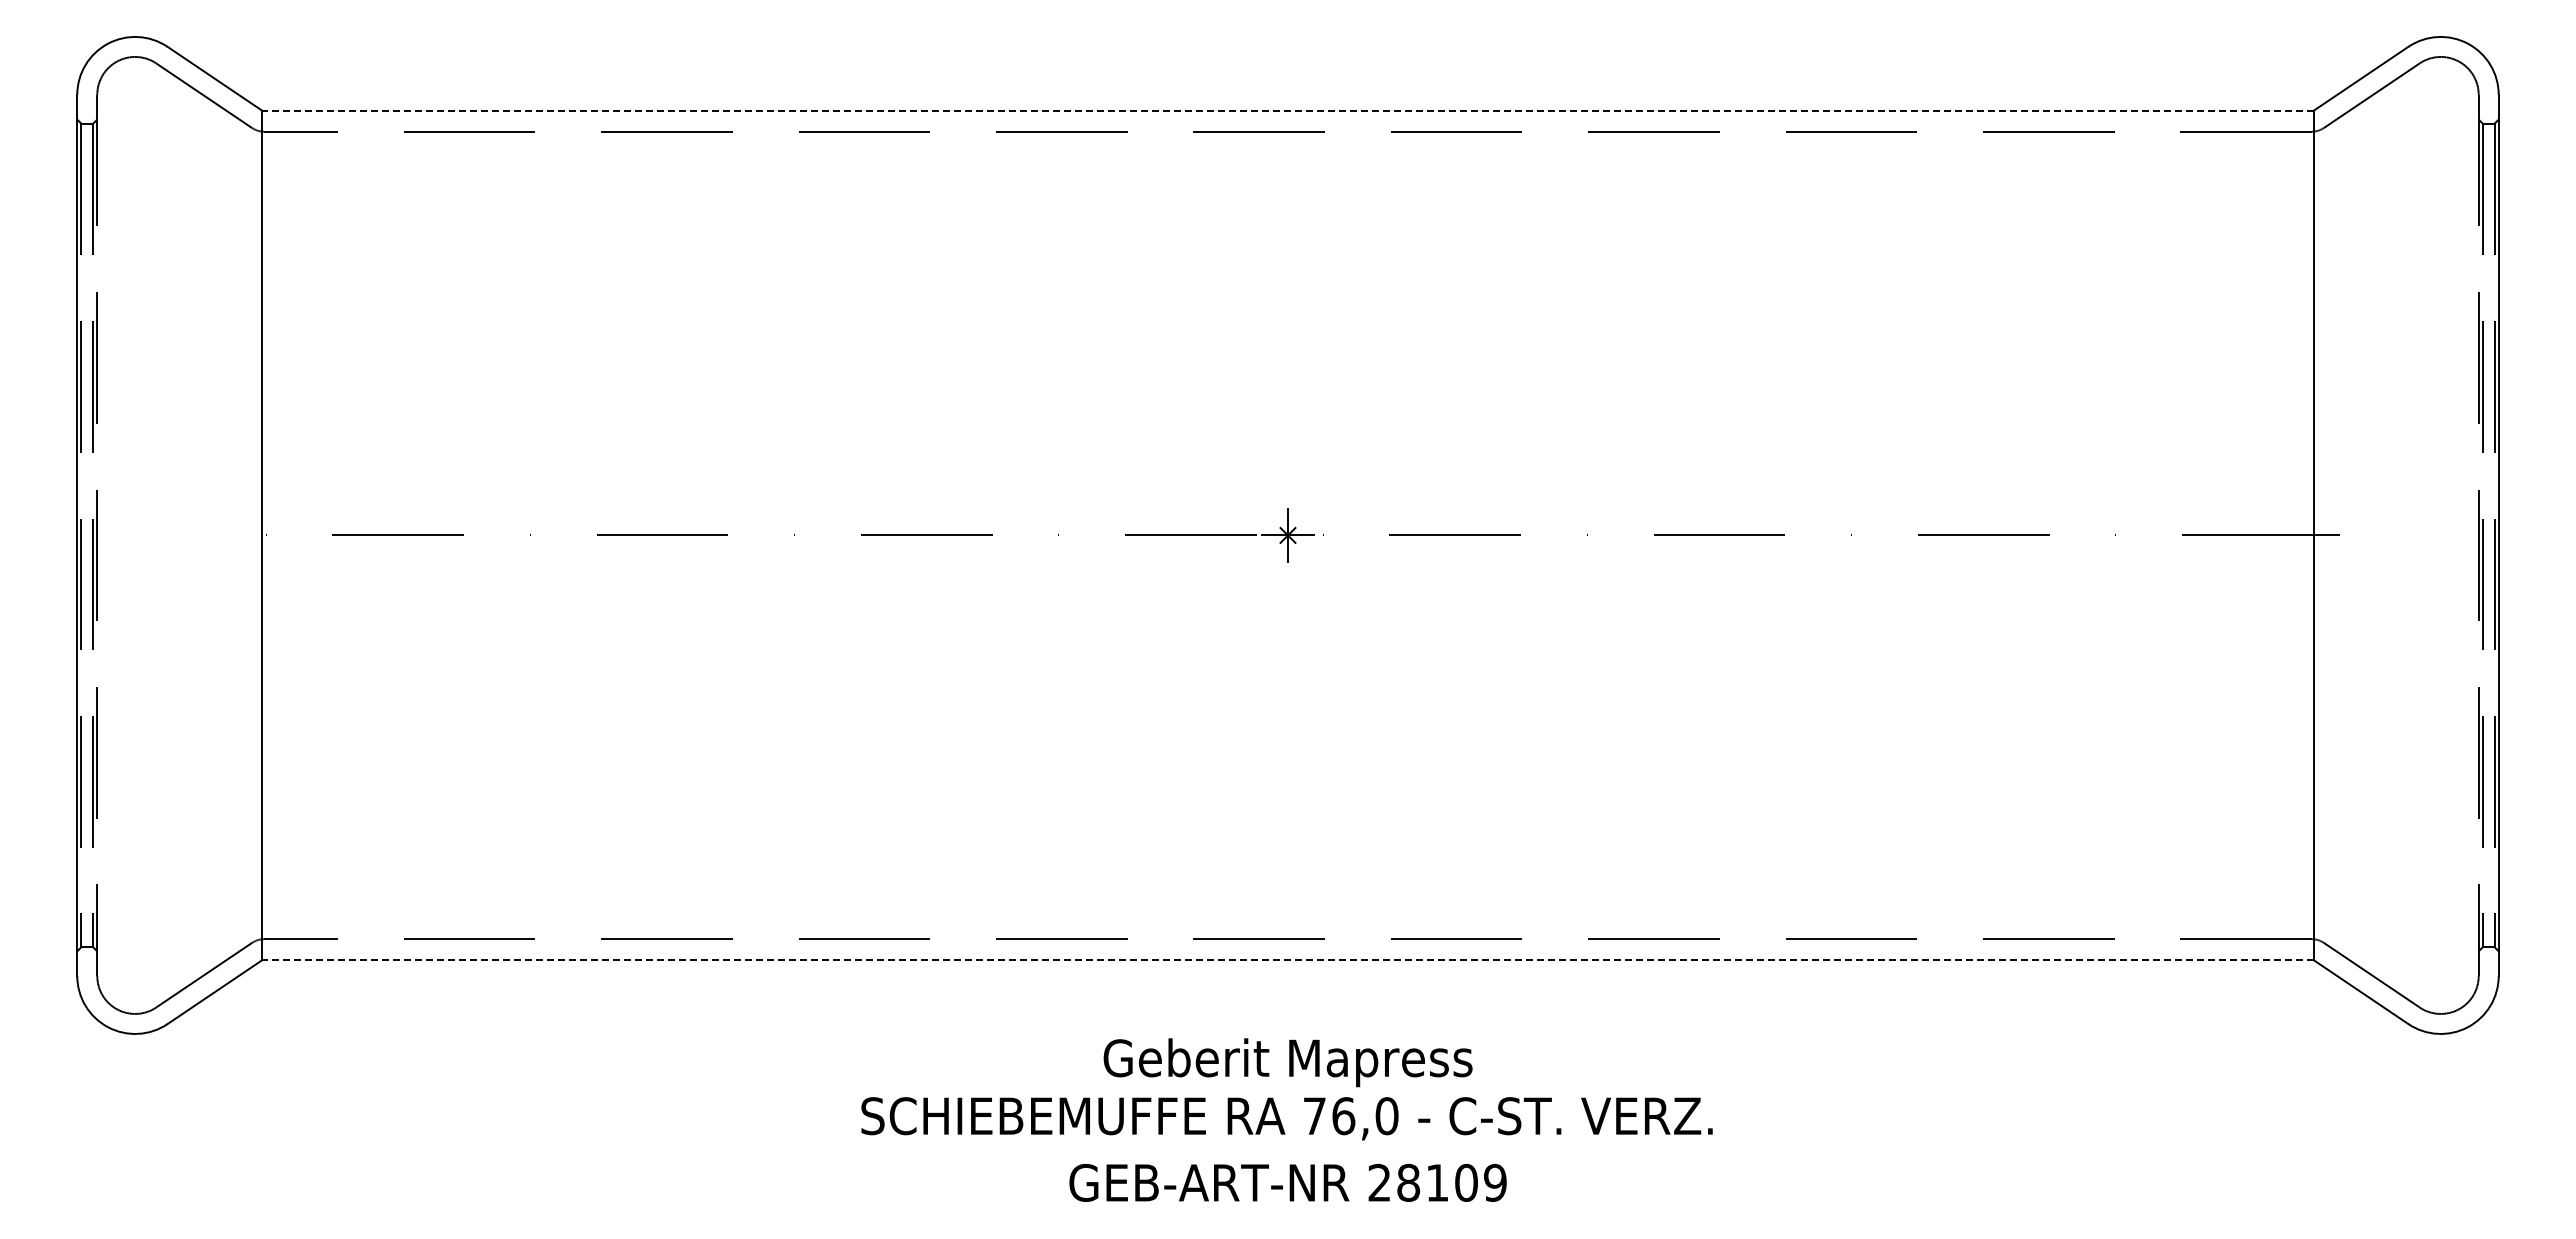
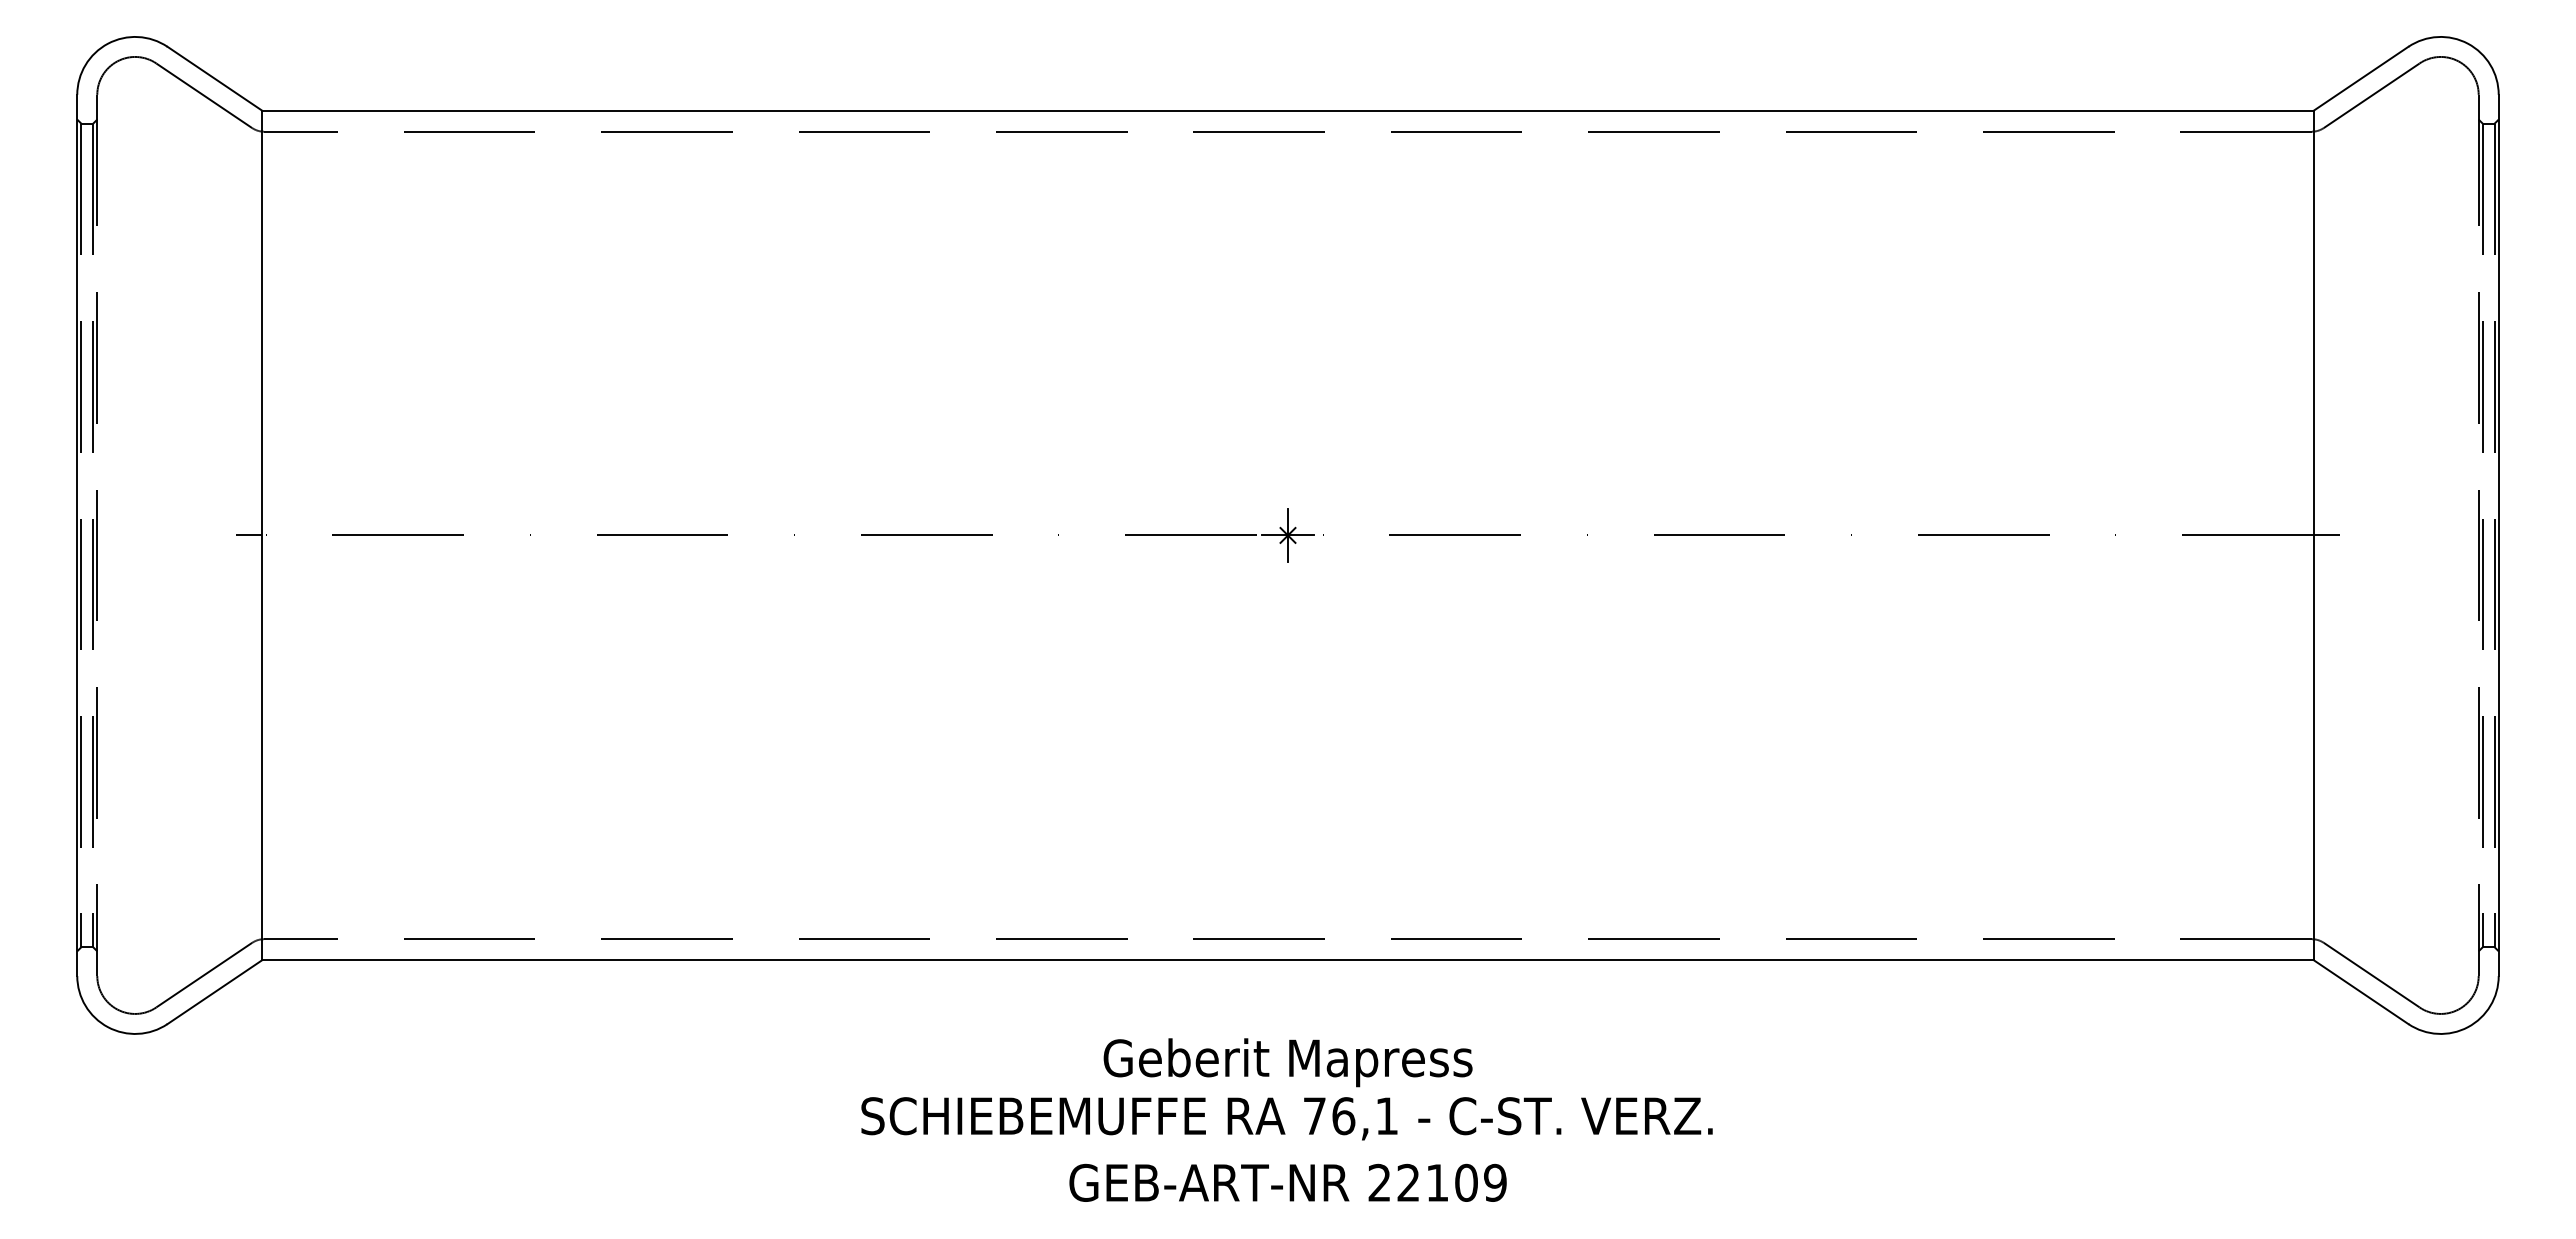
line: dashed -> solid (1288, 110)
line: none -> present (248, 535)
line: dashed -> solid (1288, 960)
text: 76,0 -> 76,1 (1386, 1116)
text: 28109 -> 22109 (1408, 1182)
